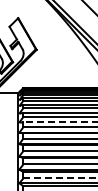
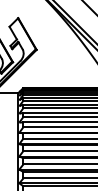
line: dashed -> solid (60, 122)
line: dashed -> solid (60, 178)
